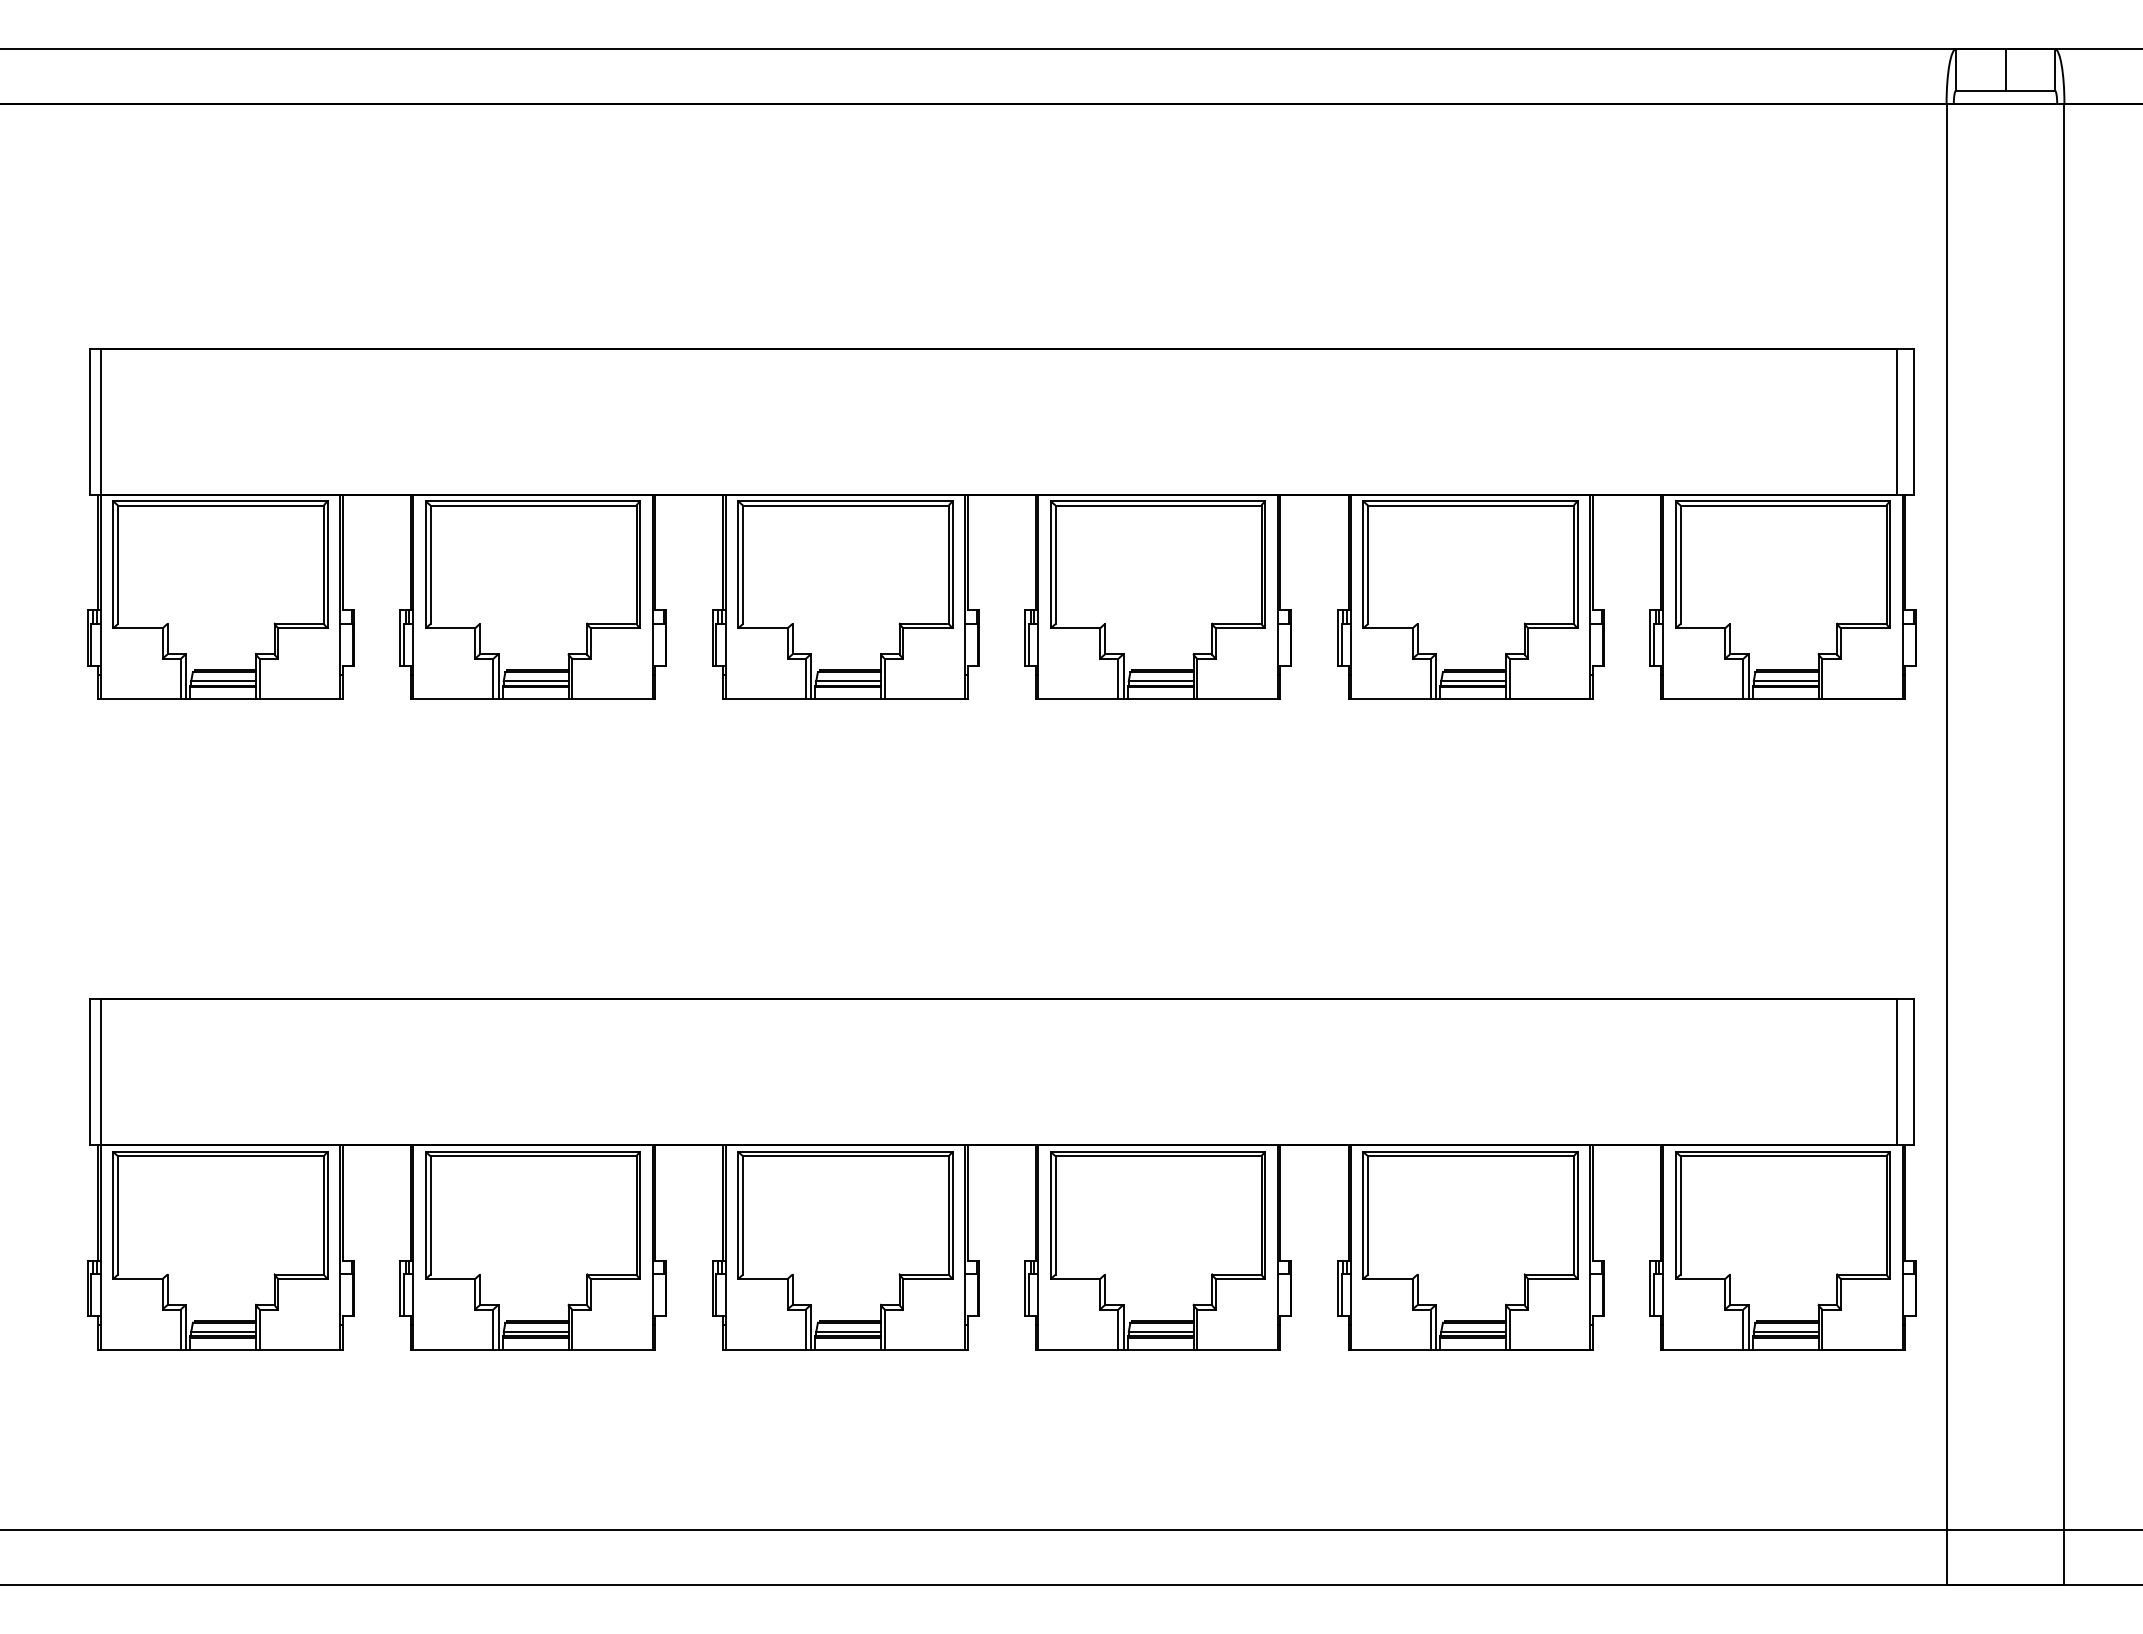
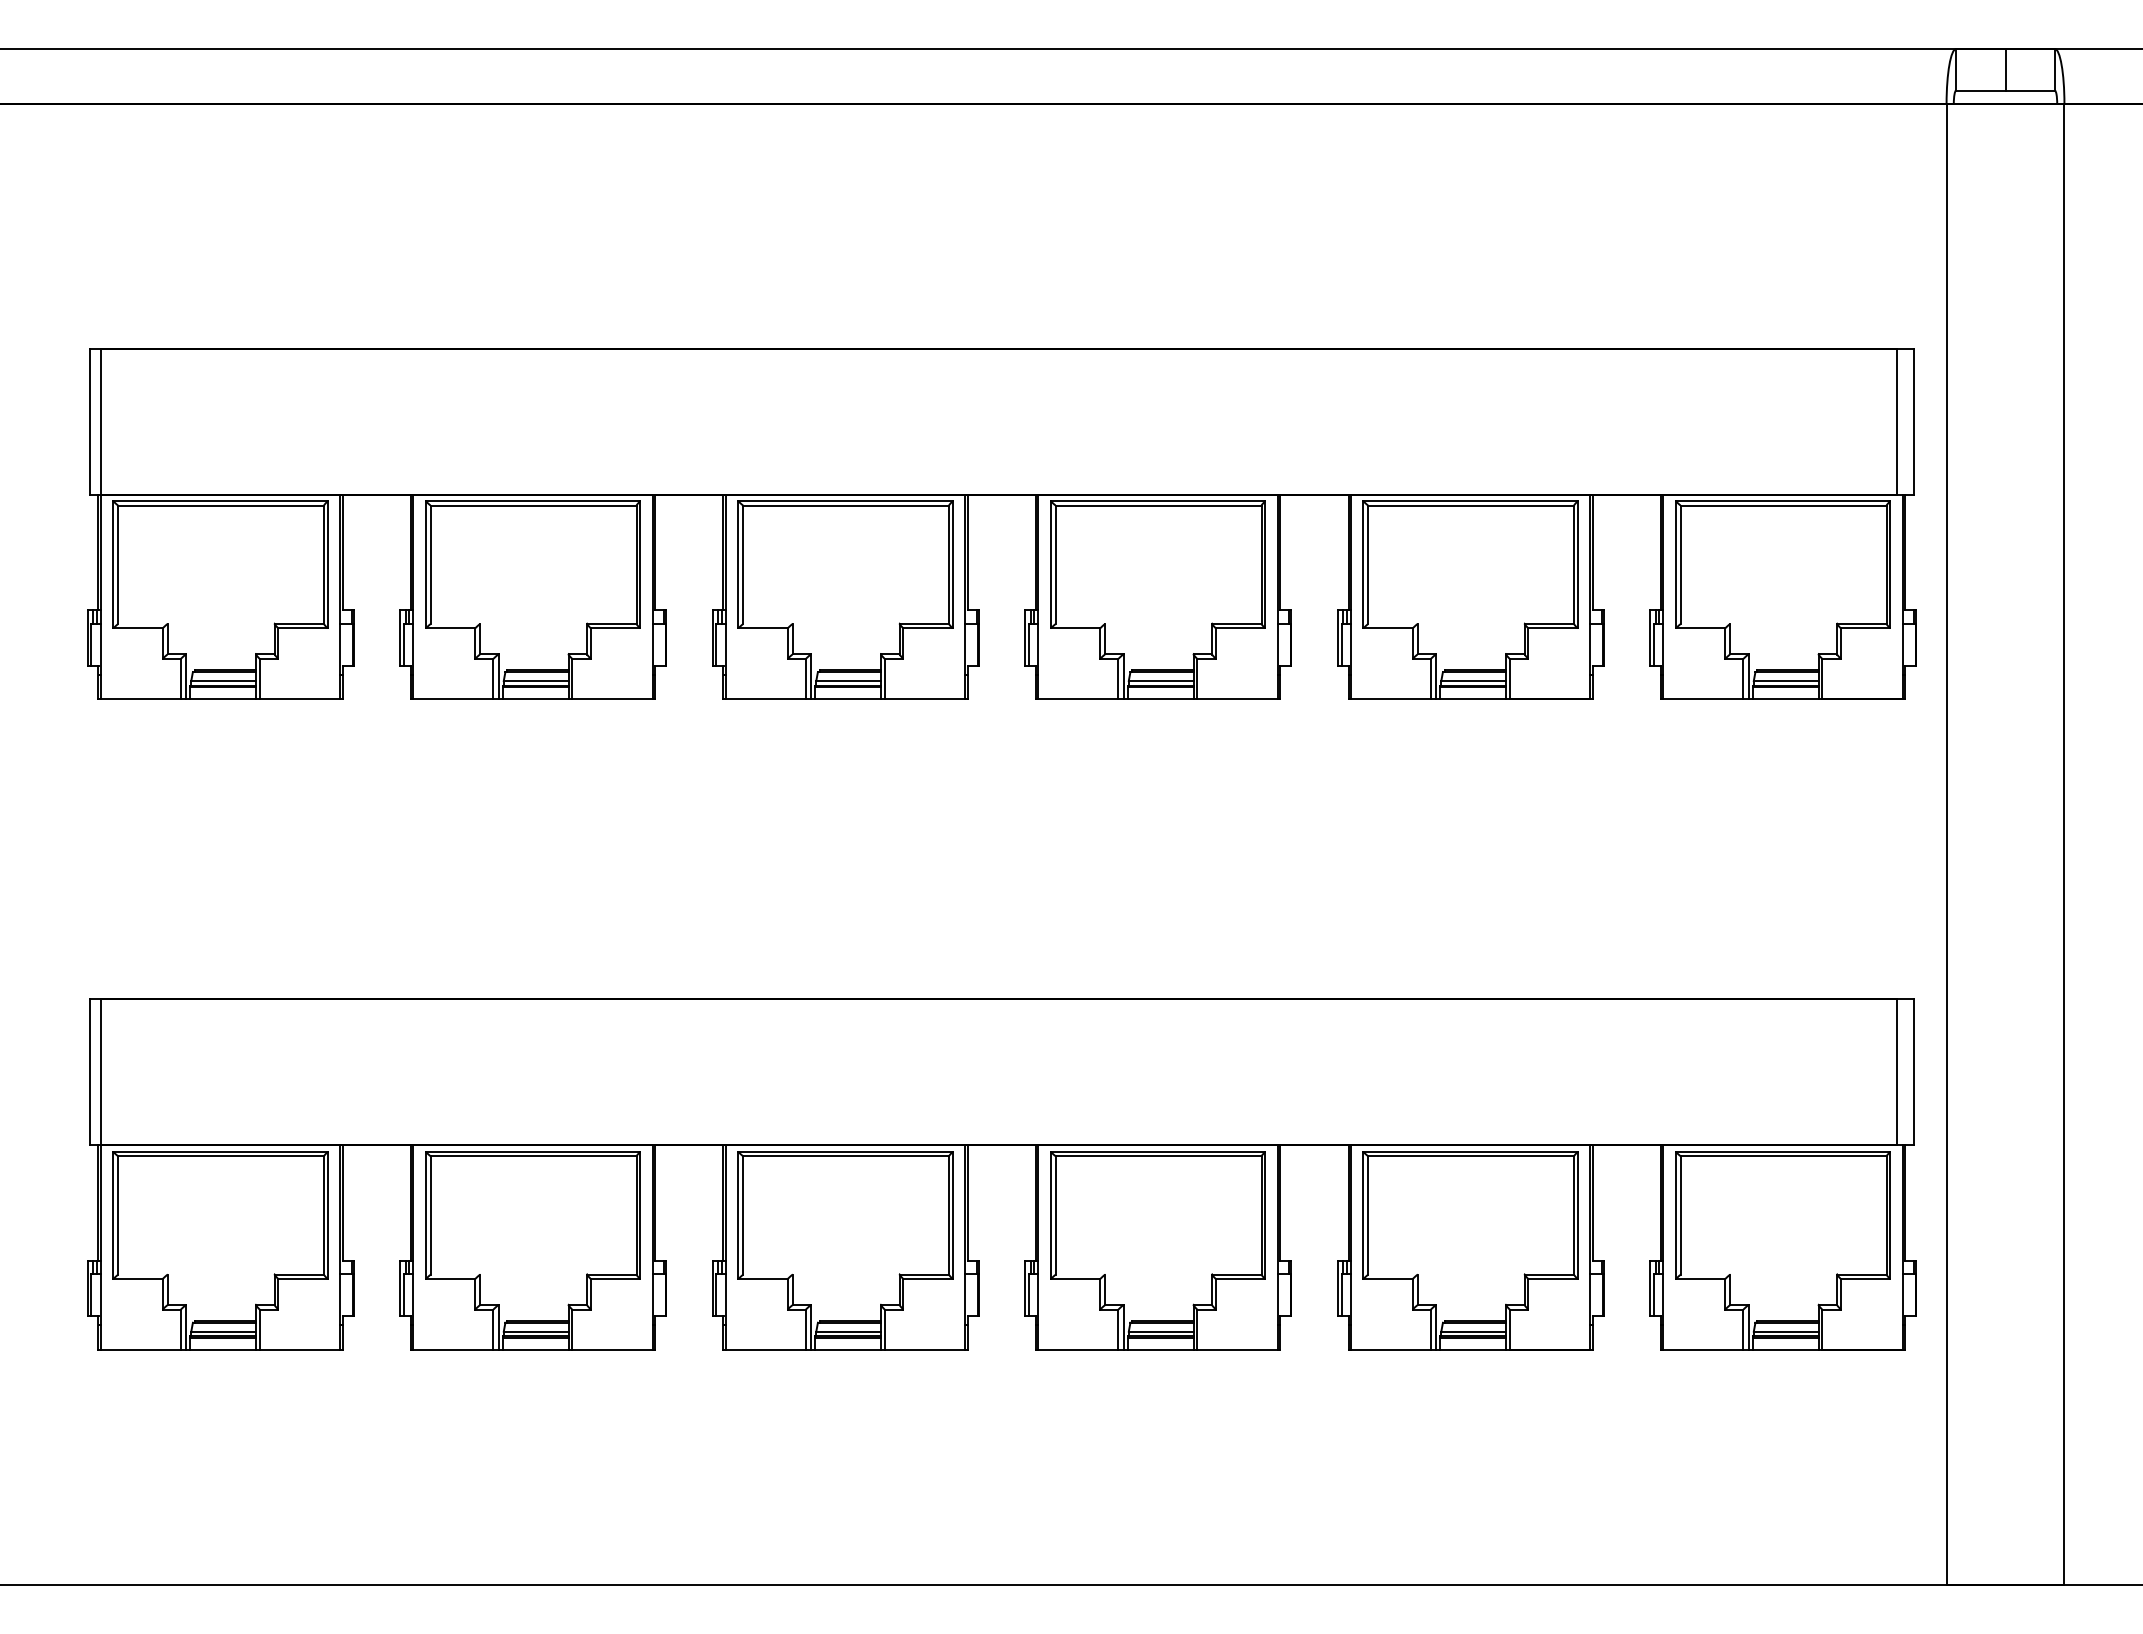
line: present -> none (1070, 1530)
